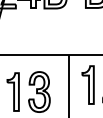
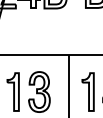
part position: (87, 84) -> (87, 91) (87, 91)
